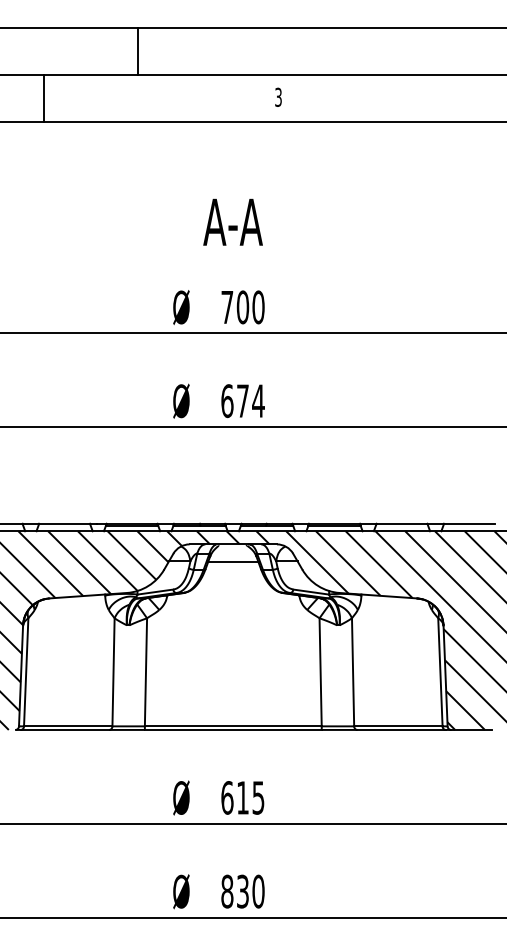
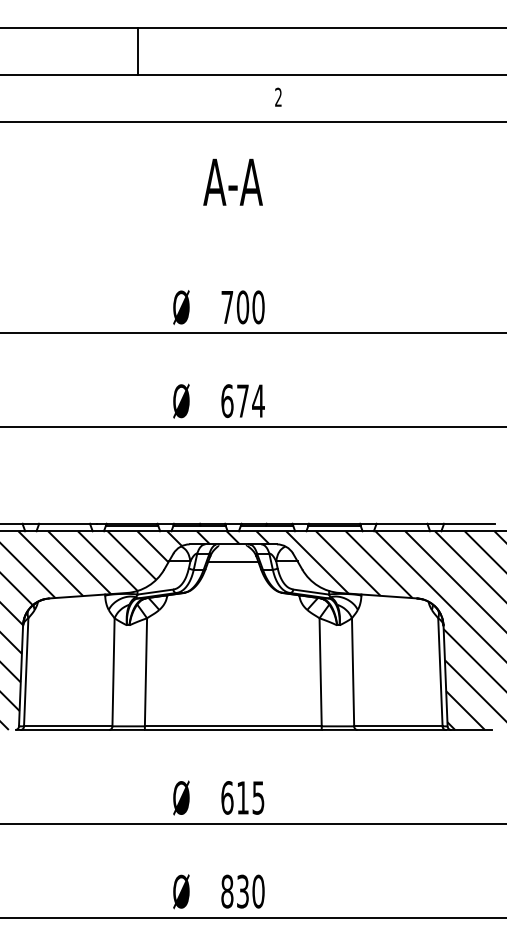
text: 3 -> 2 (278, 97)
line: present -> none (44, 98)
text position: (232, 221) -> (232, 181) (232, 181)
